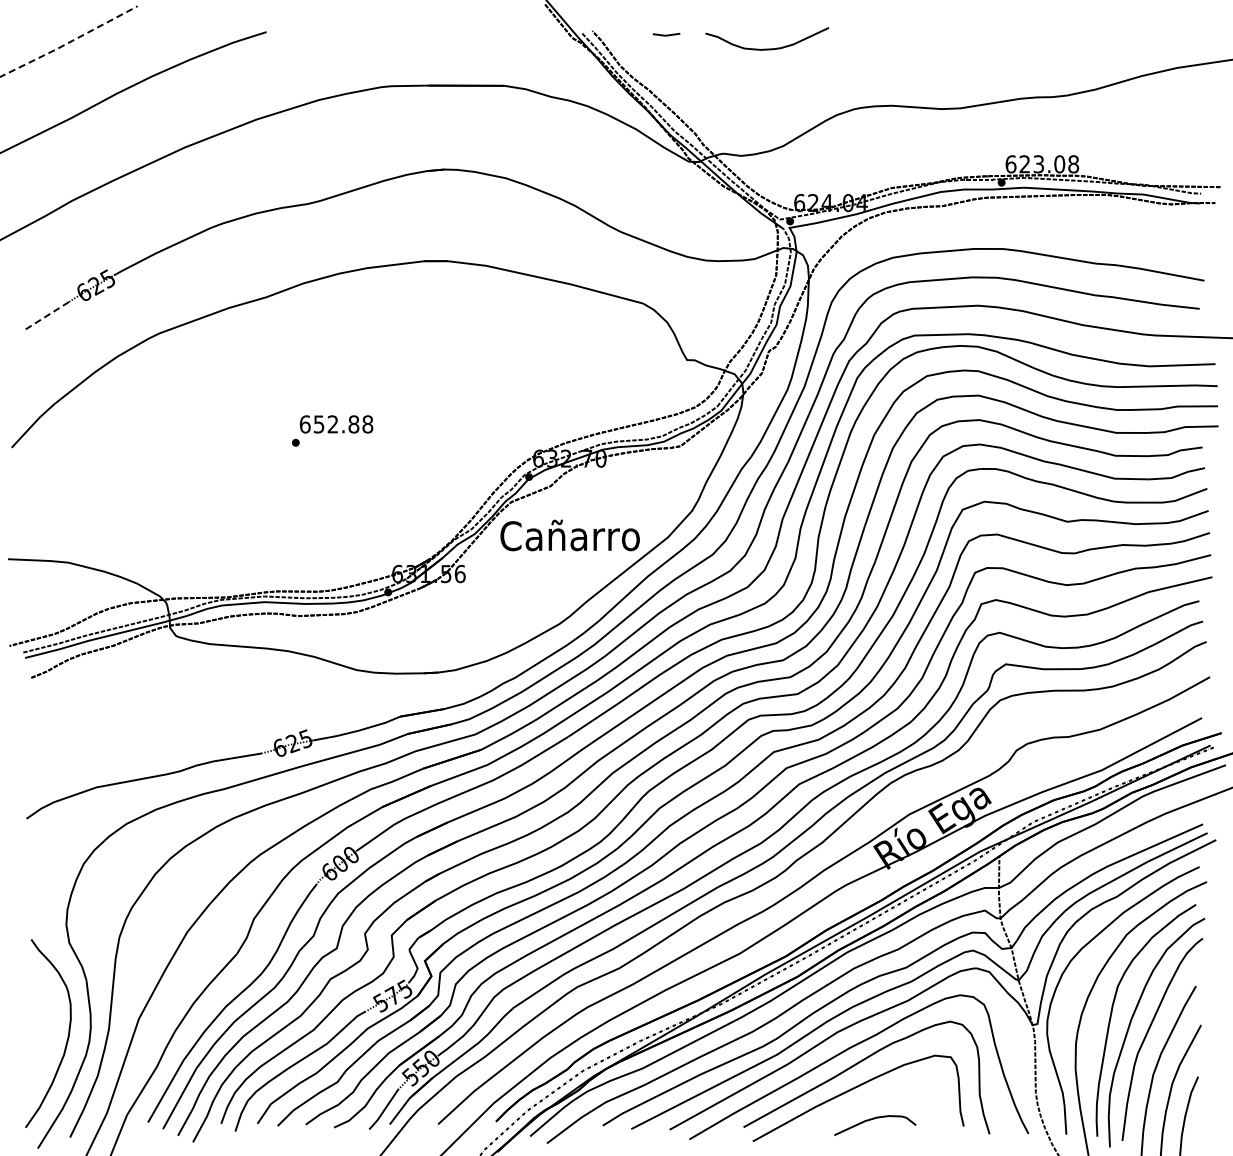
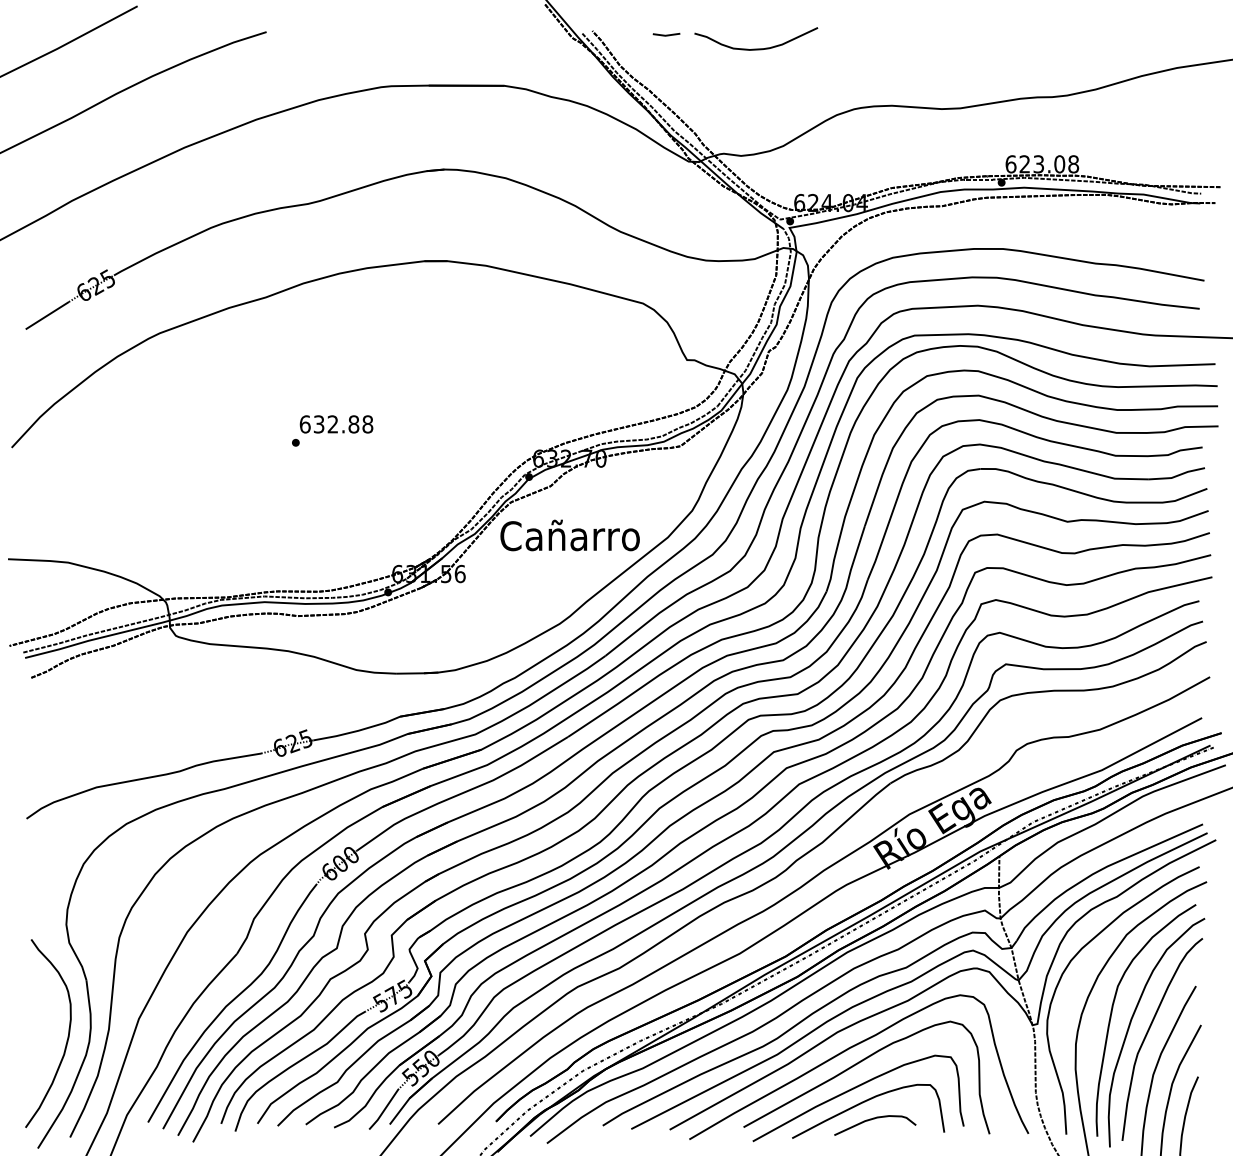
line: dashed -> solid (68, 42)
curve position: (767, 48) -> (756, 48) (756, 48)
line: dashed -> solid (47, 315)
text: 652.88 -> 632.88 (319, 423)
curve: none -> present (865, 1102)
